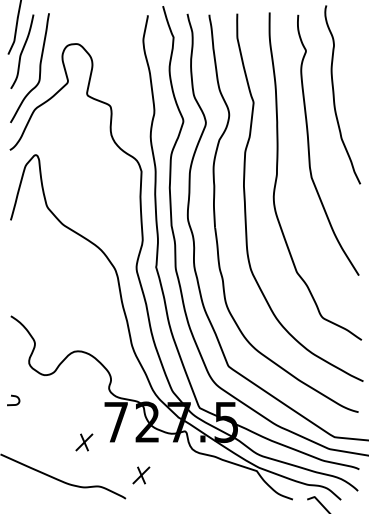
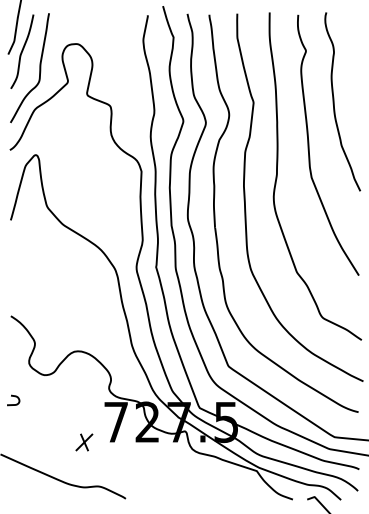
curve position: (334, 94) -> (334, 101) (334, 101)
part: present -> none (141, 475)
